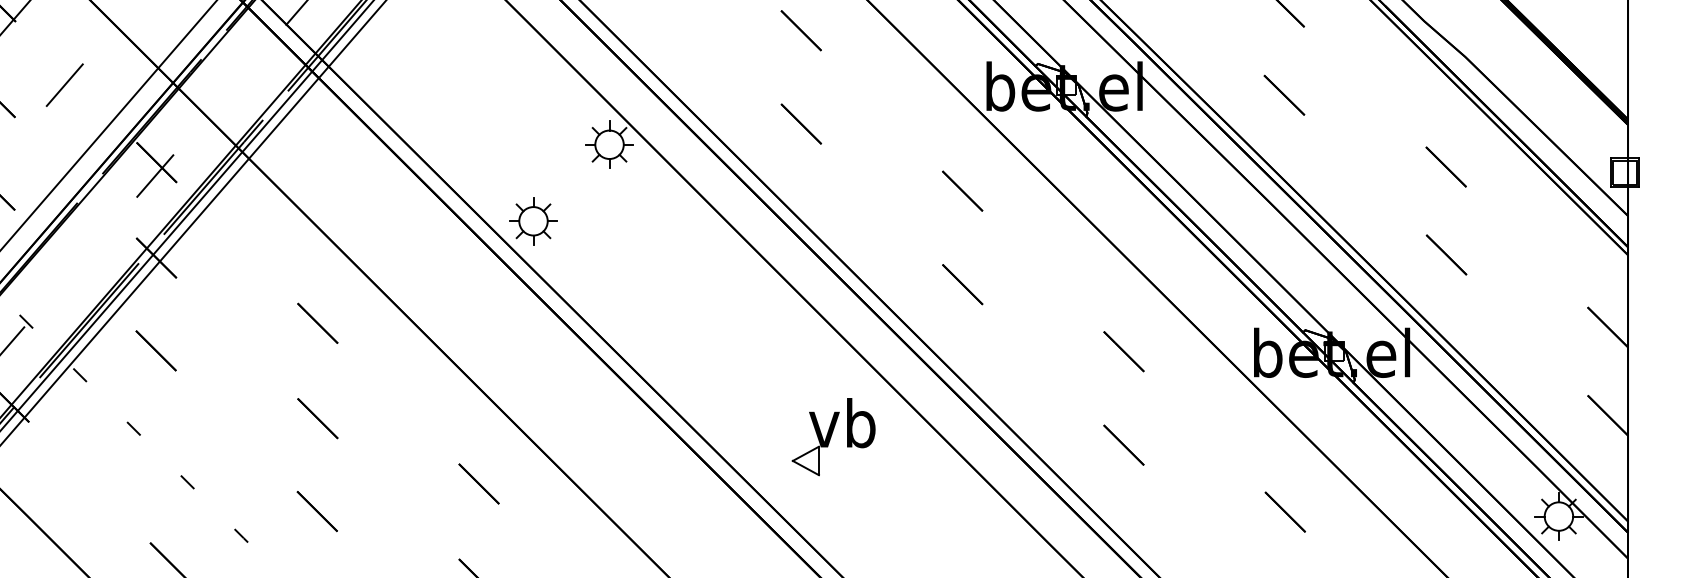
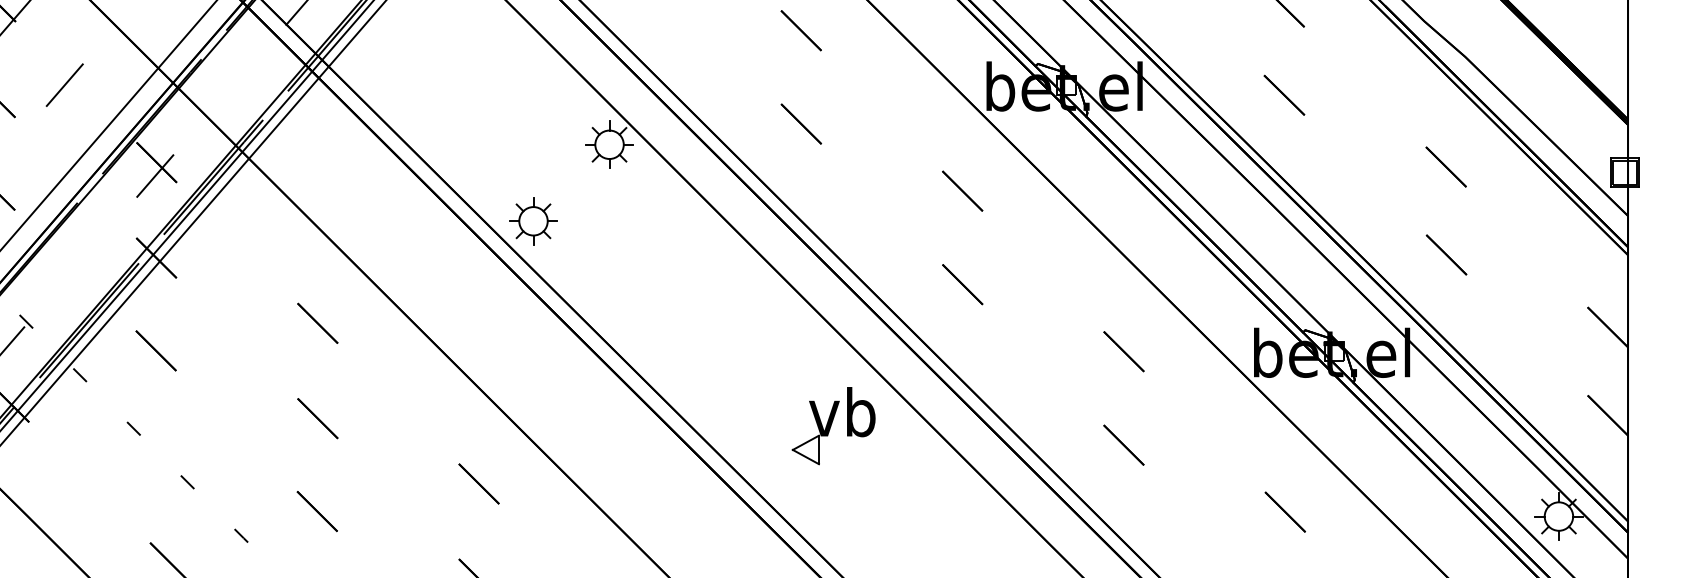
part position: (833, 437) -> (833, 426) (833, 426)
